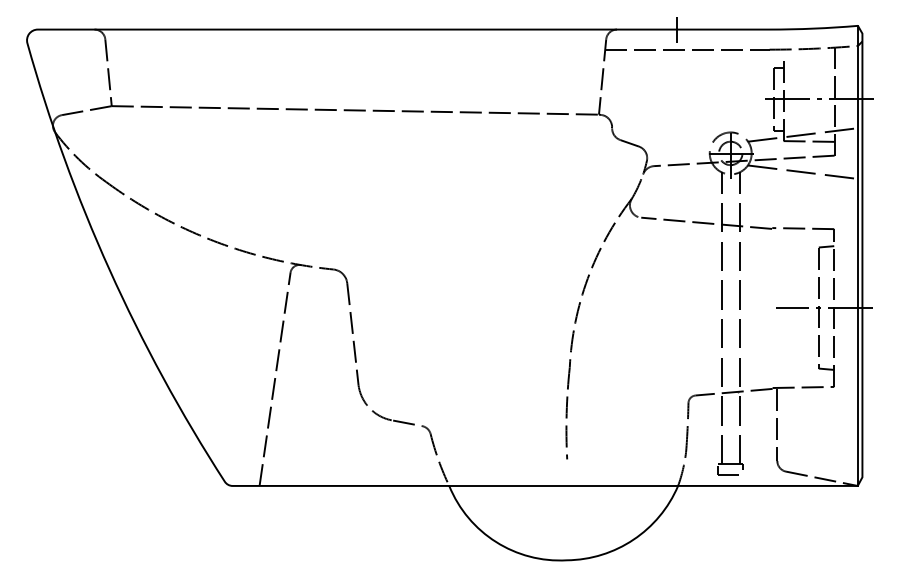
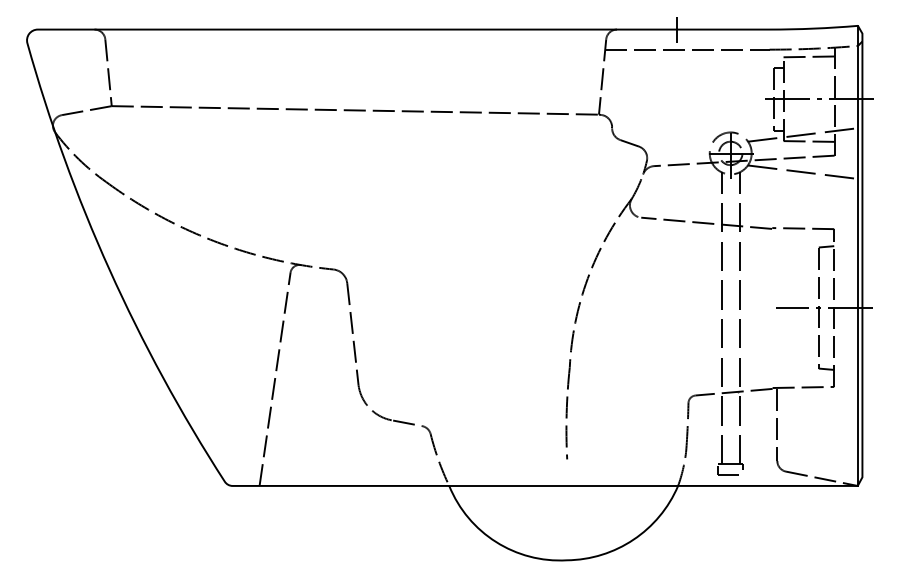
line: none -> present (808, 56)
